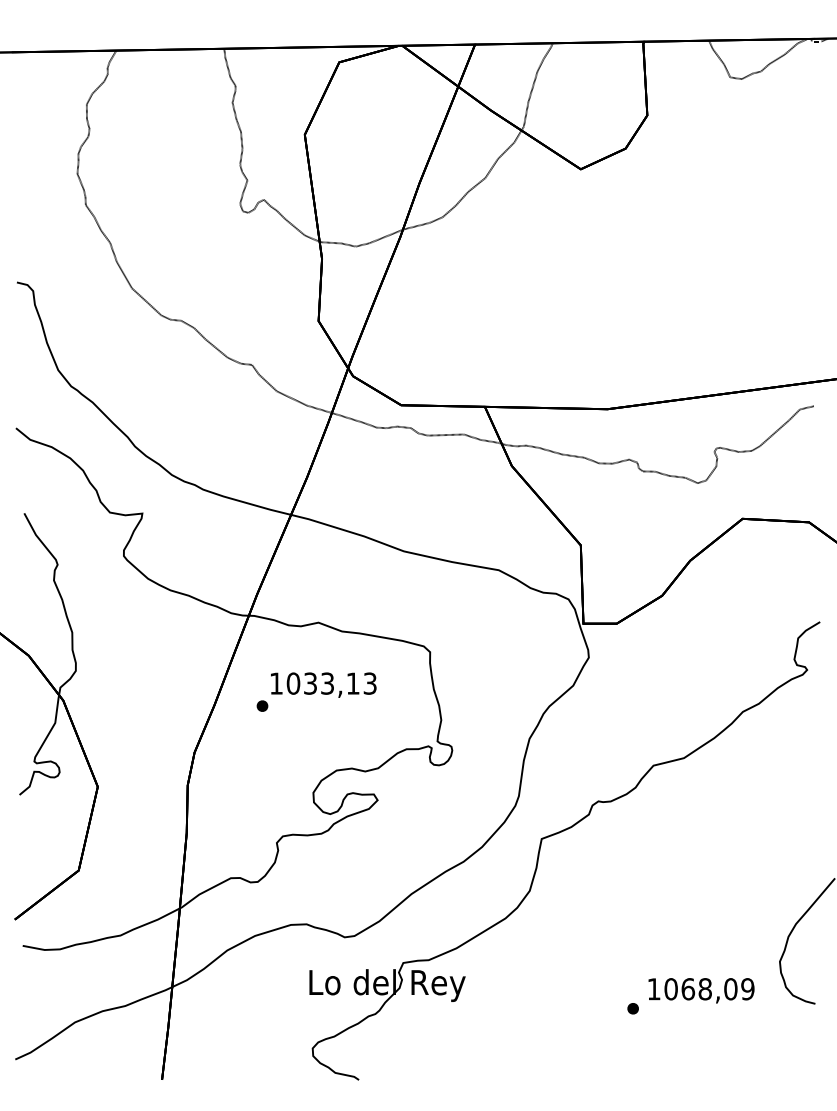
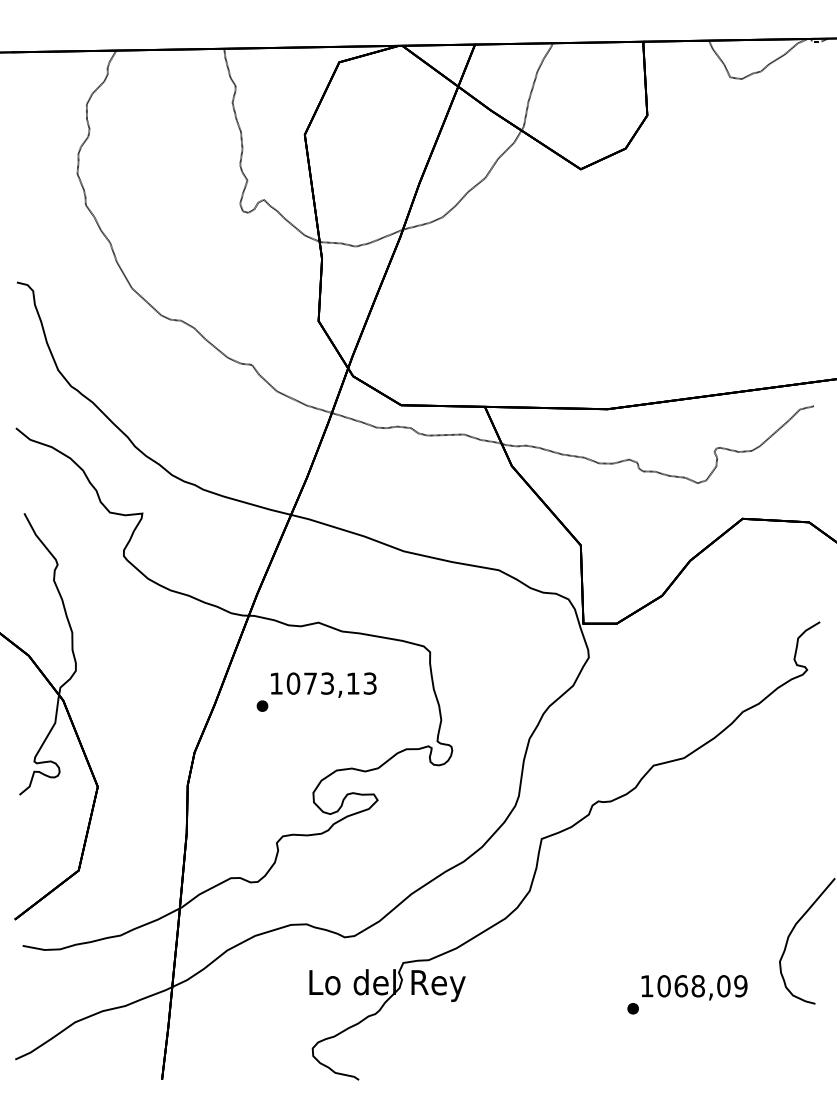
text: 1033,13 -> 1073,13 (310, 683)
text position: (701, 990) -> (694, 987) (694, 987)
